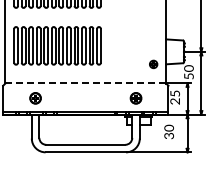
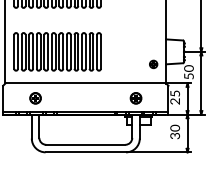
part position: (57, 45) -> (57, 51) (57, 51)
line: dashed -> solid (85, 83)
text position: (168, 131) -> (174, 131) (174, 131)
